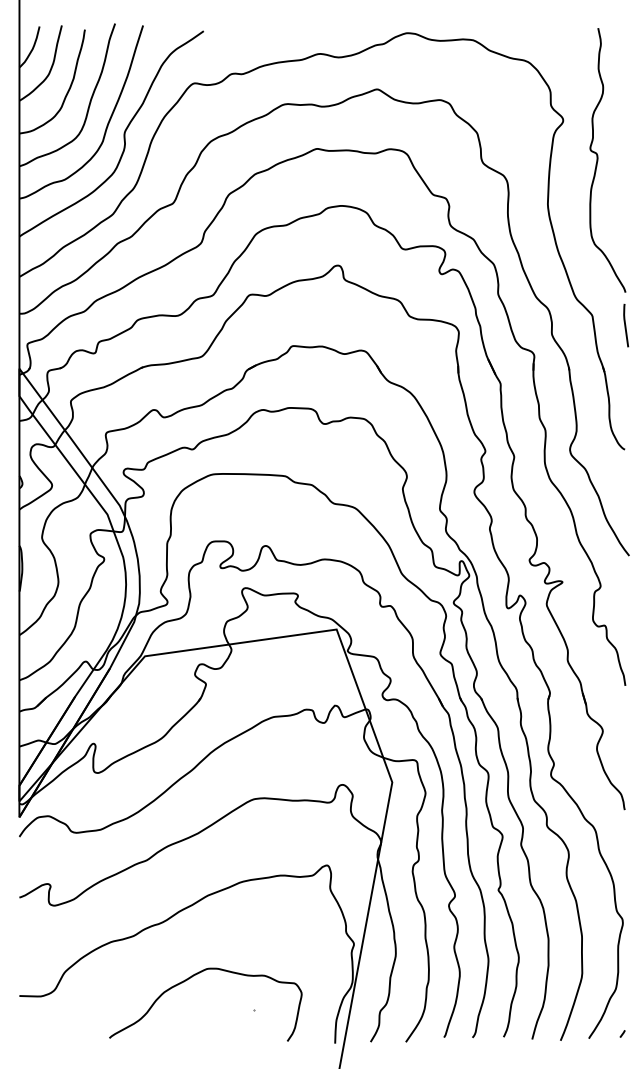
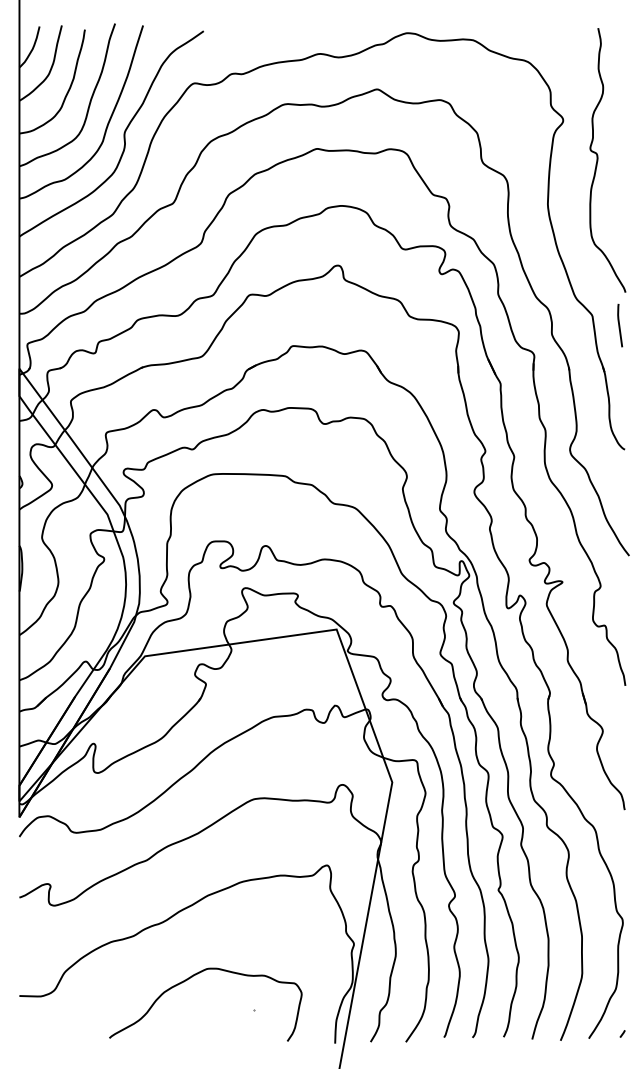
line position: (626, 325) -> (620, 325) (620, 325)
